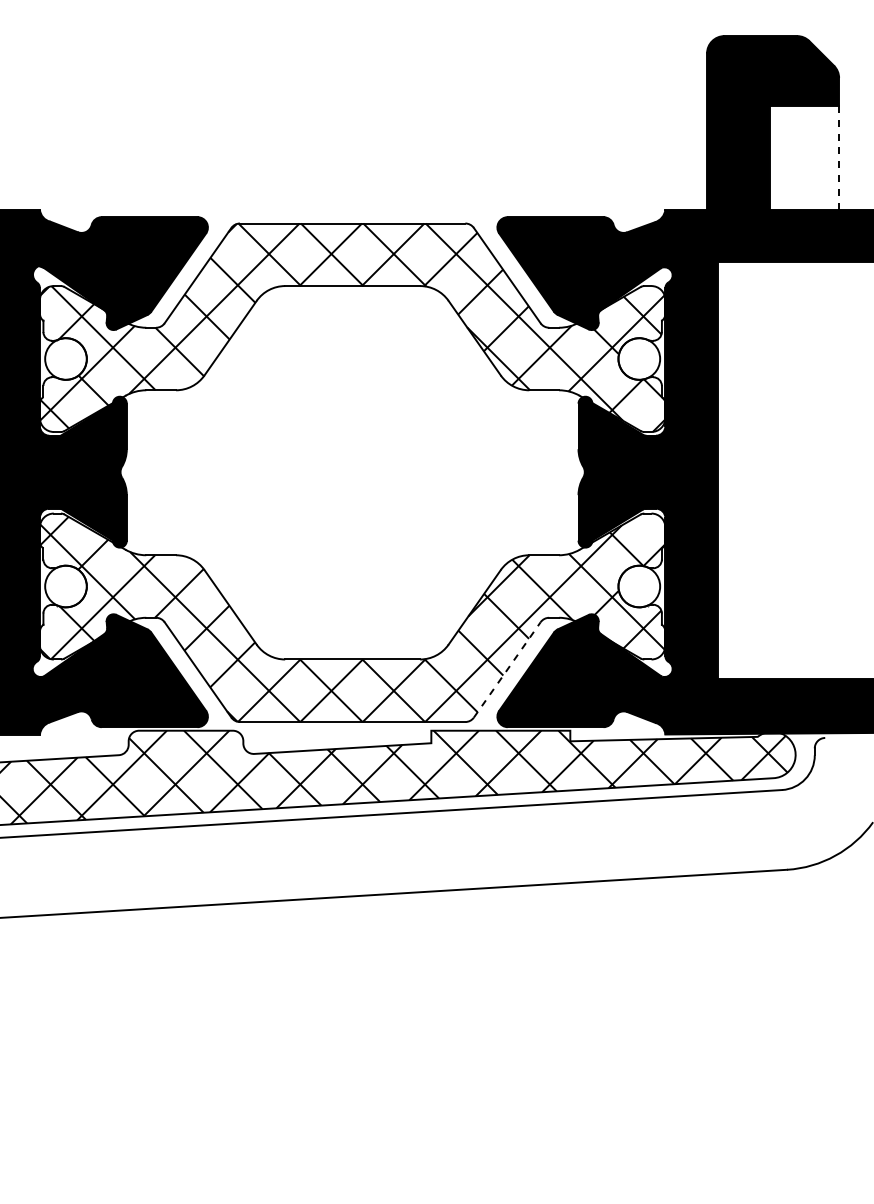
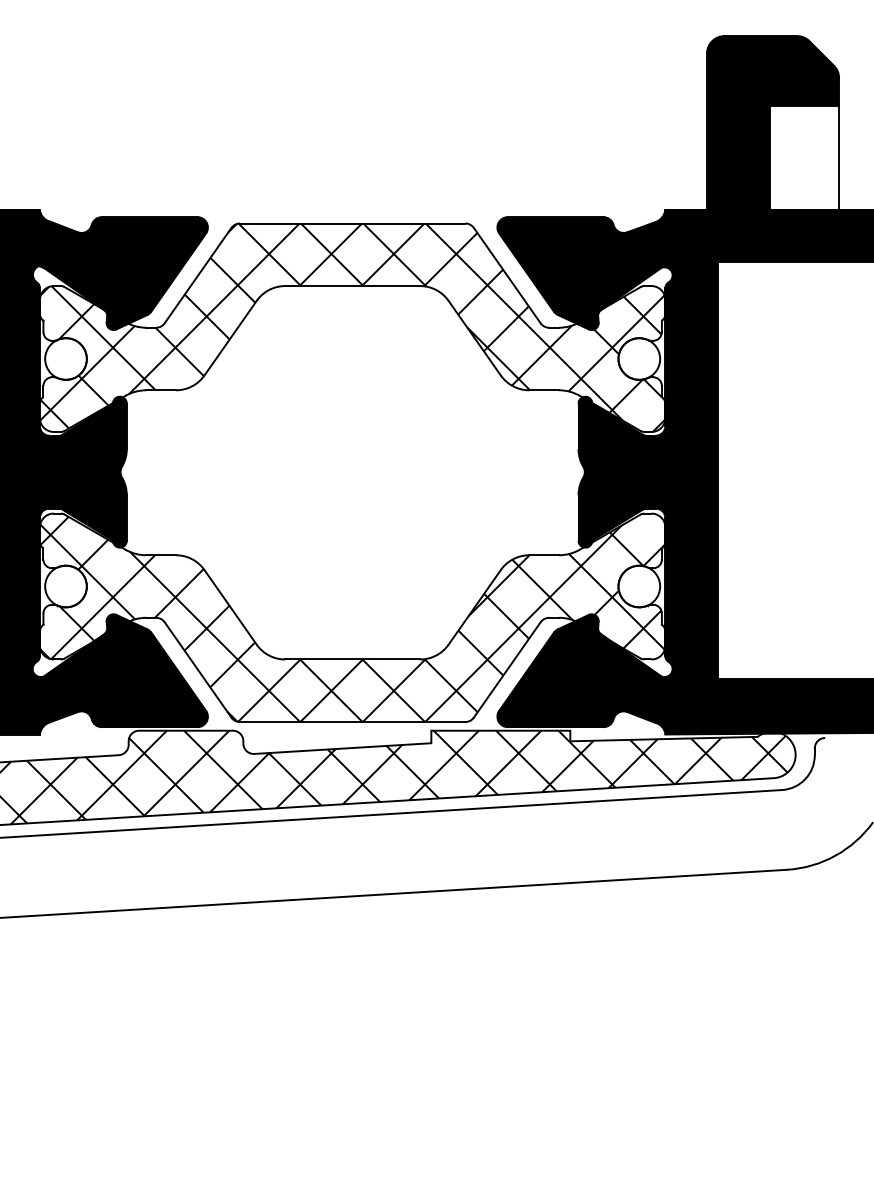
line: dashed -> solid (839, 158)
line: dashed -> solid (507, 669)
